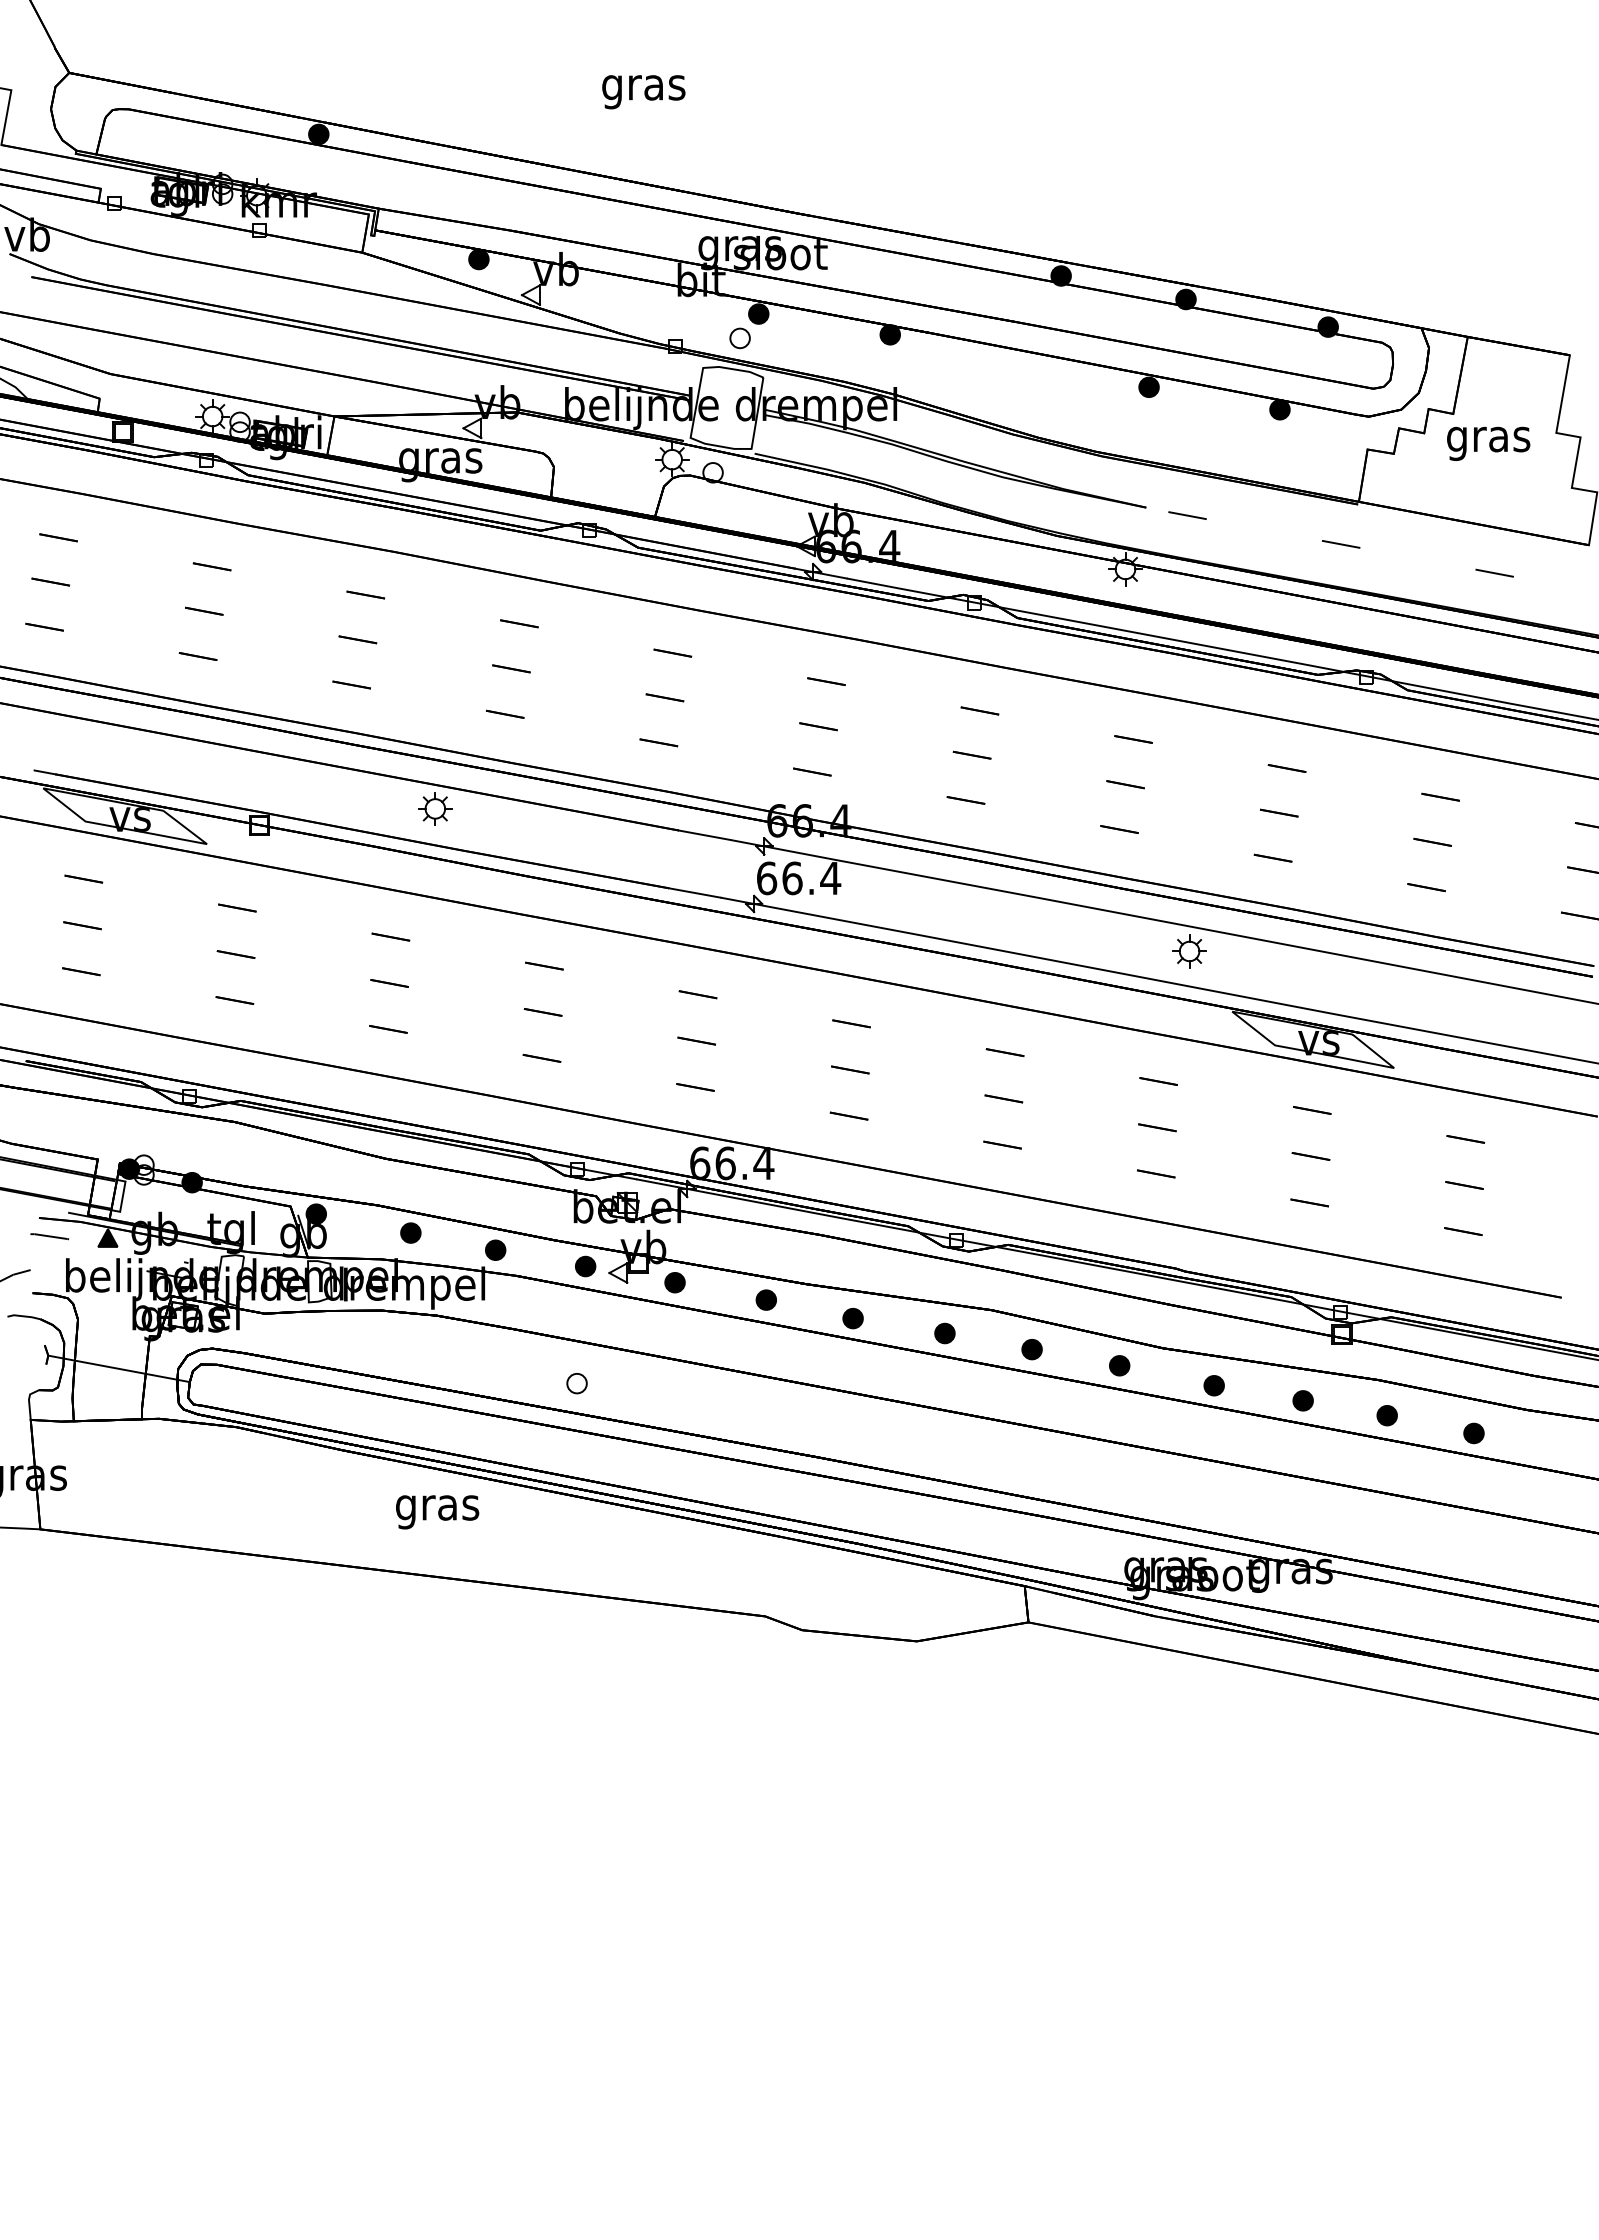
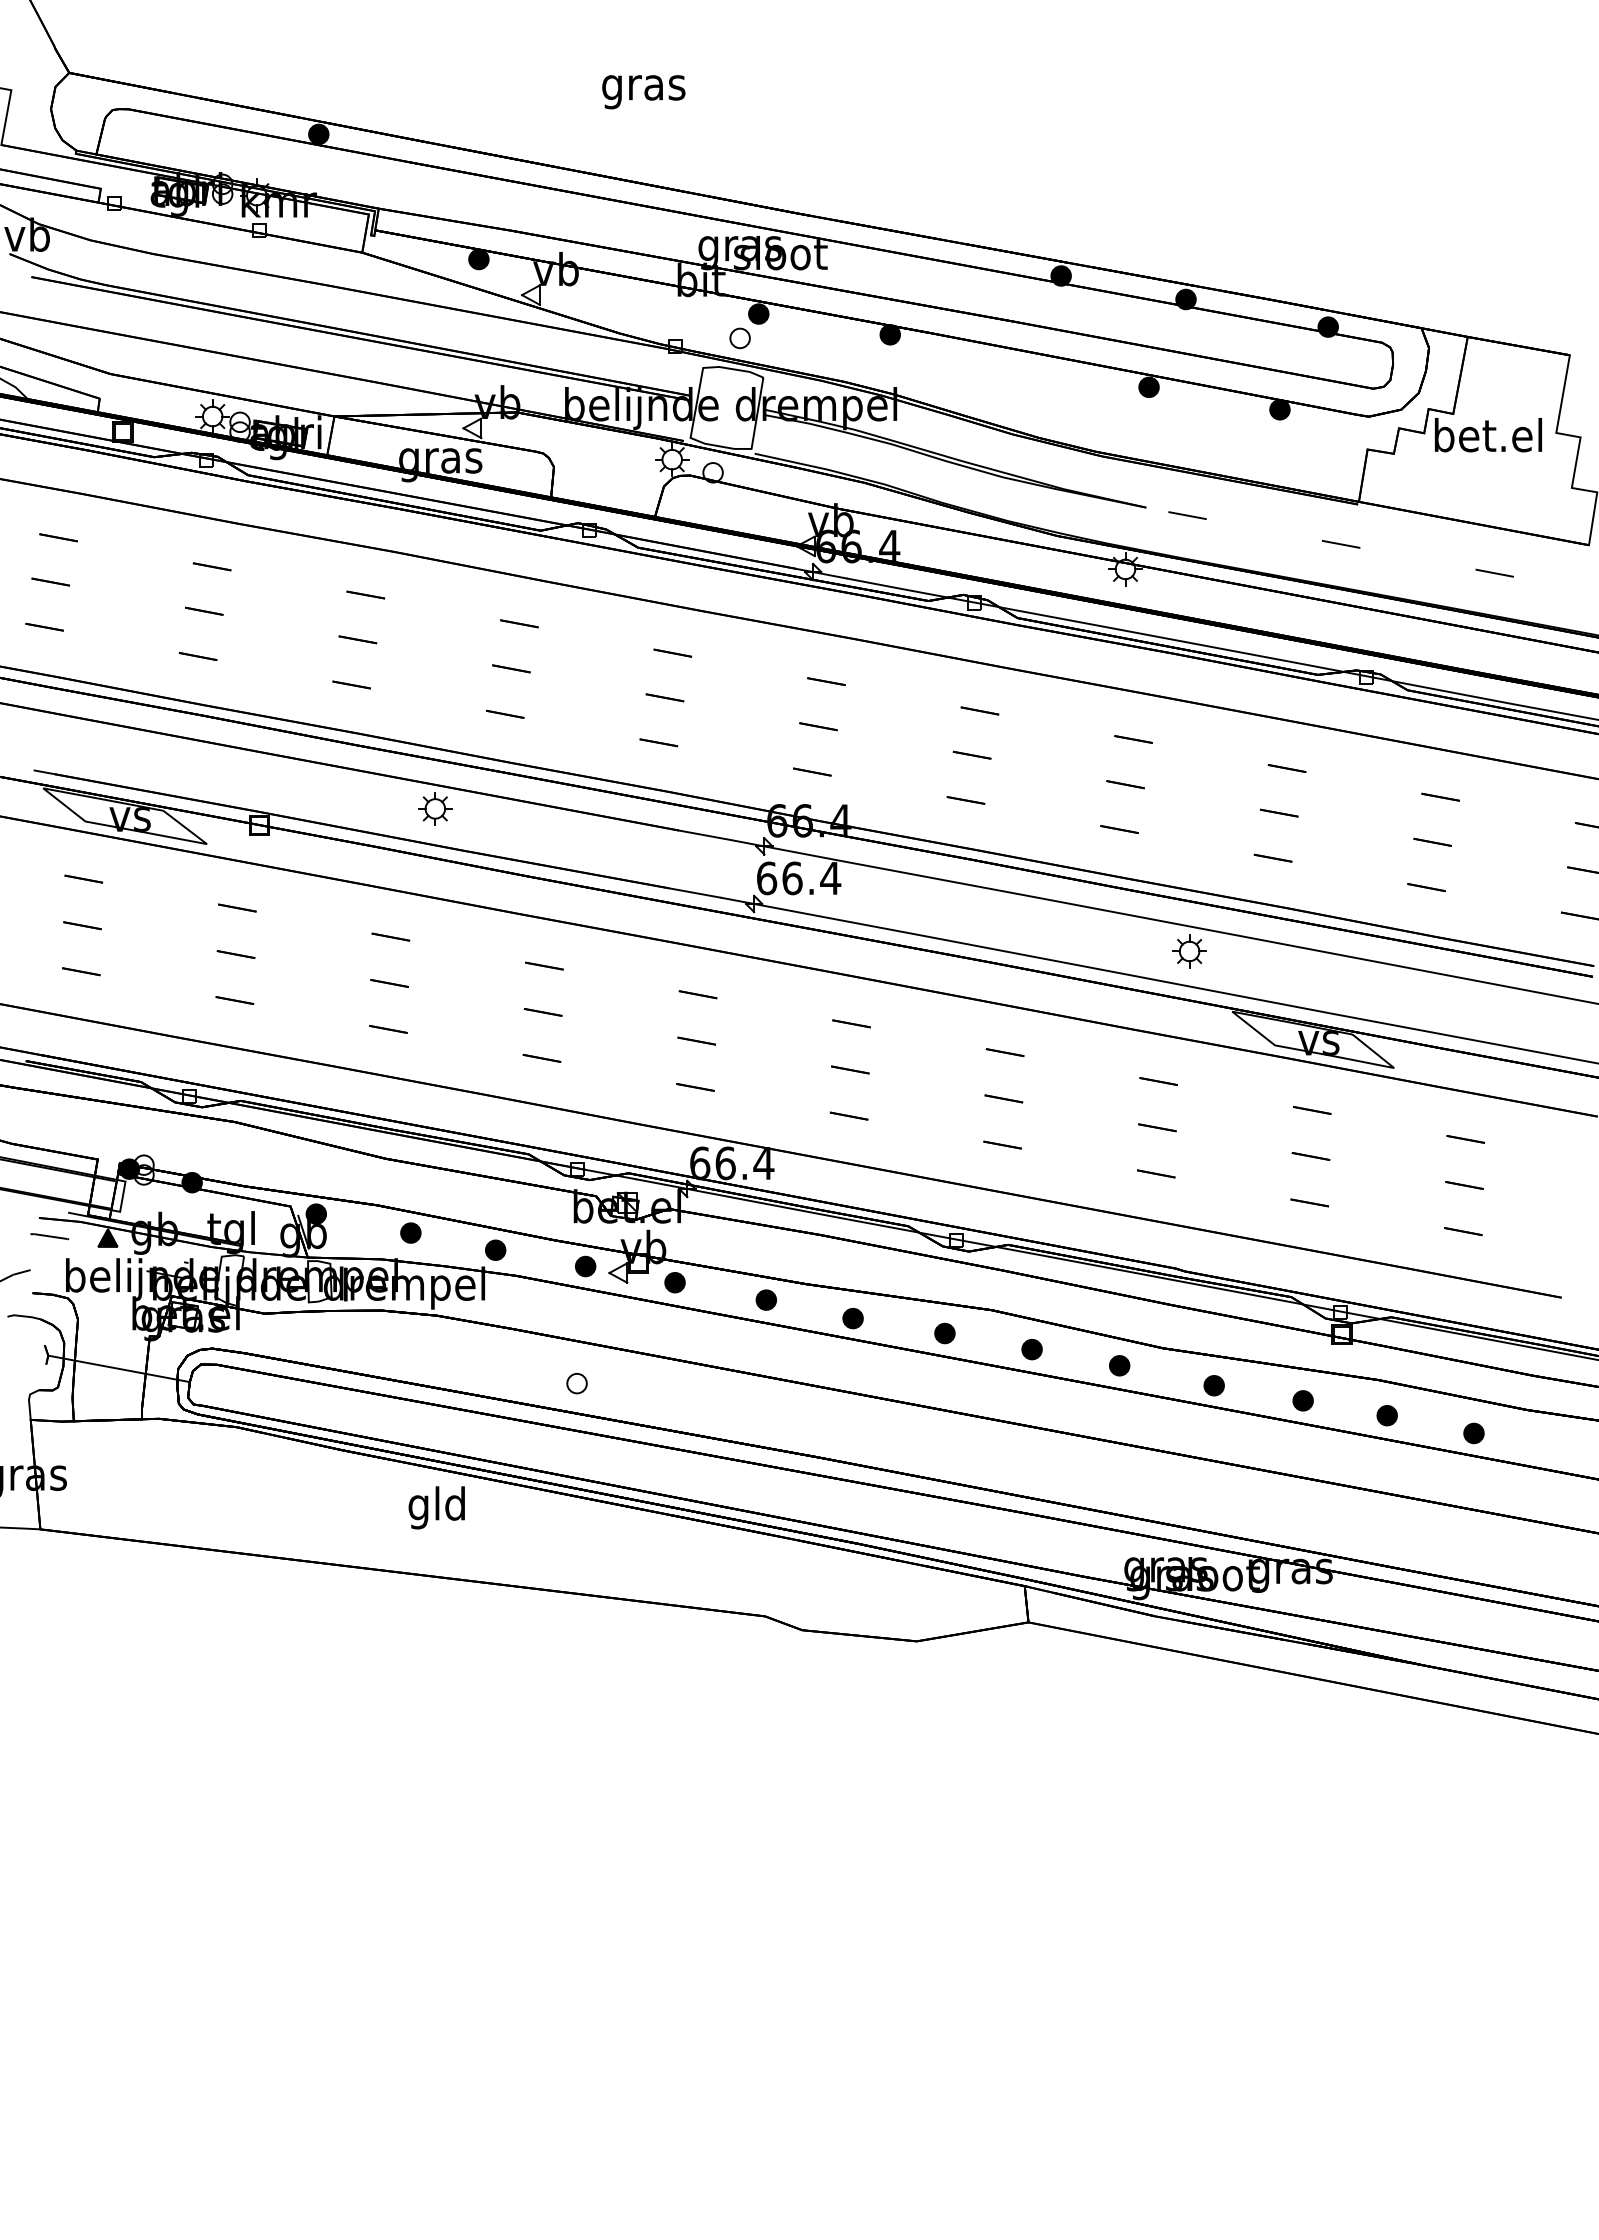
text: gras -> bet.el (1488, 439)
text: gras -> gld (437, 1507)
